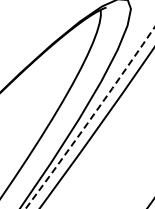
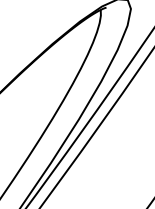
arc: dashed -> solid (91, 118)
